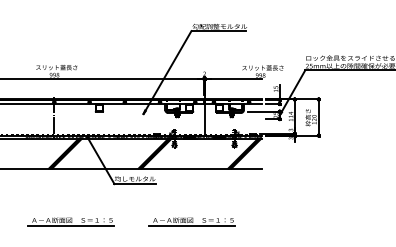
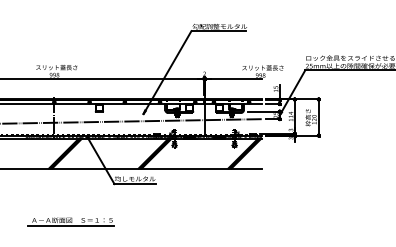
line: none -> present (131, 121)
part: present -> none (191, 221)
